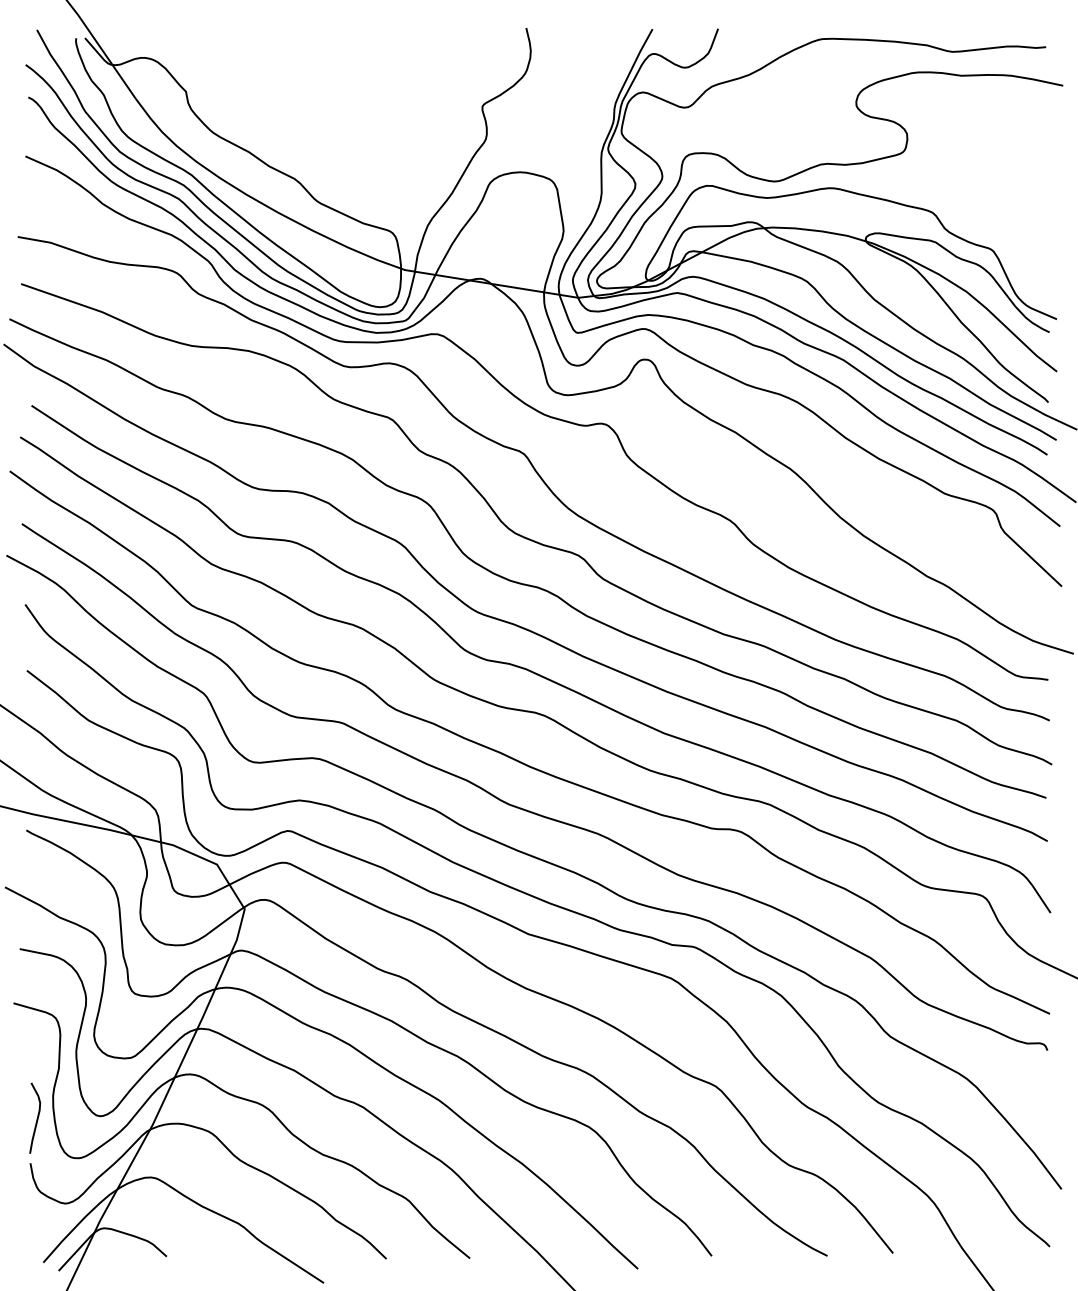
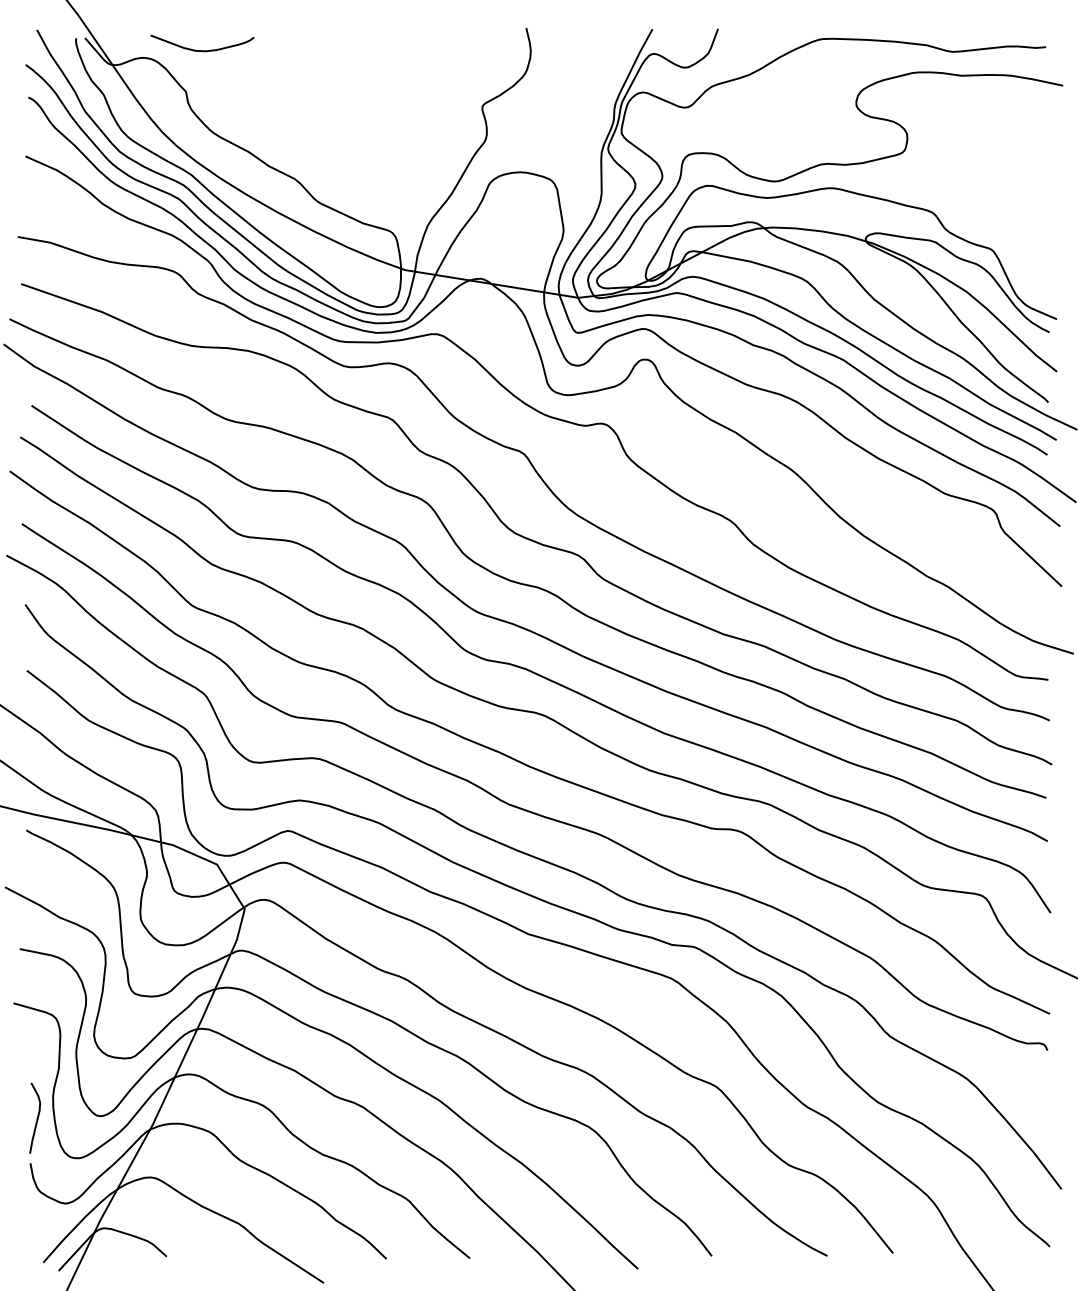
curve: none -> present (202, 50)
